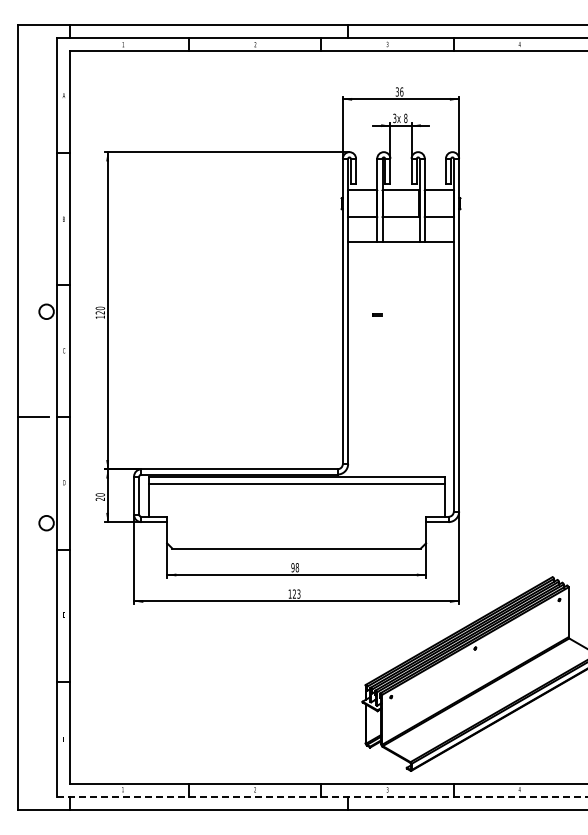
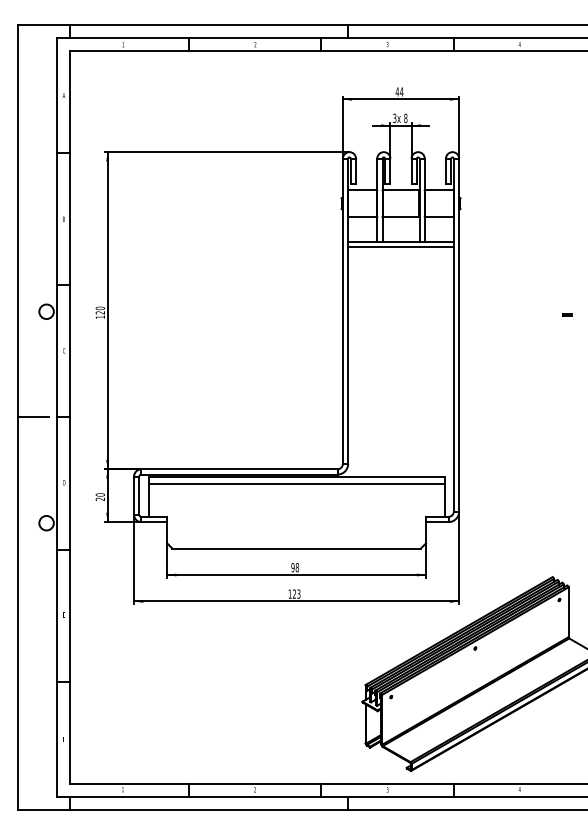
text: 36 -> 44 (399, 91)
line: none -> present (400, 247)
part position: (377, 314) -> (567, 314) (567, 314)
line: dashed -> solid (322, 796)
